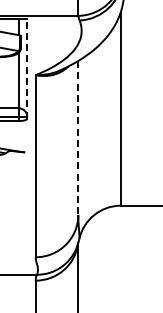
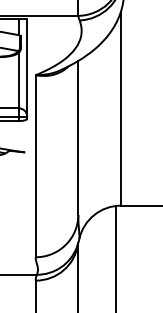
line: dashed -> solid (27, 69)
line: dashed -> solid (78, 137)
line: none -> present (115, 257)
